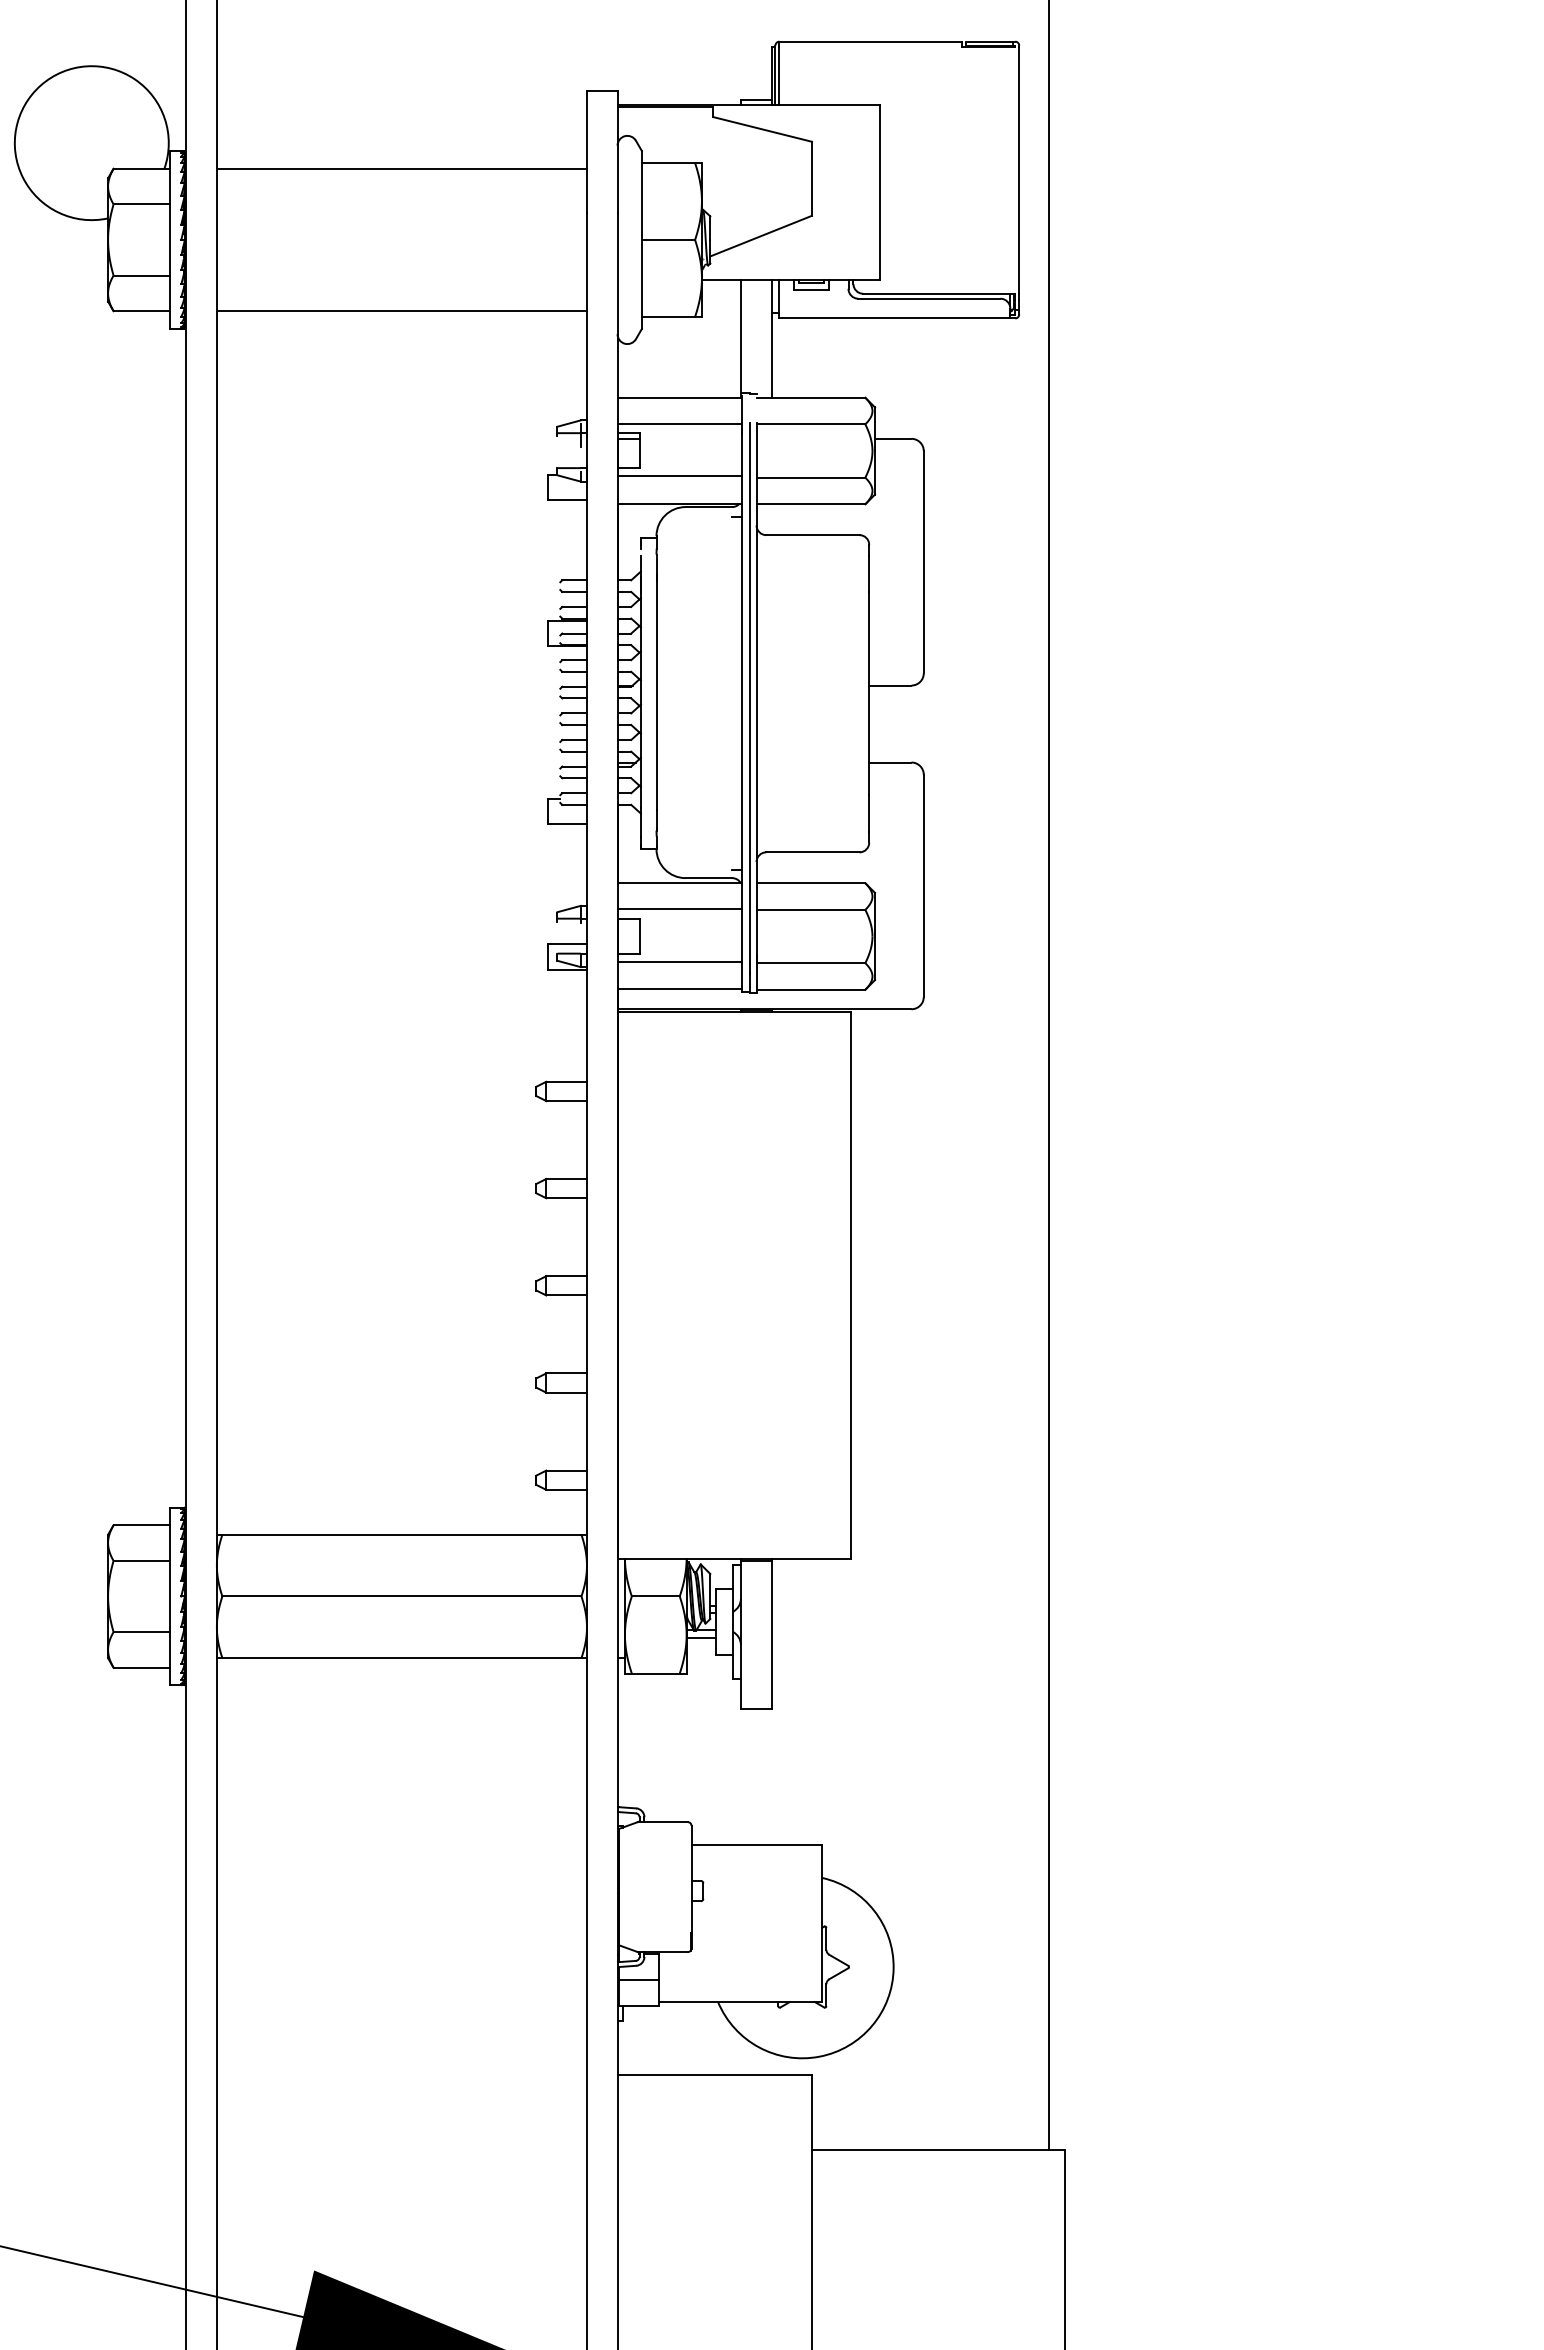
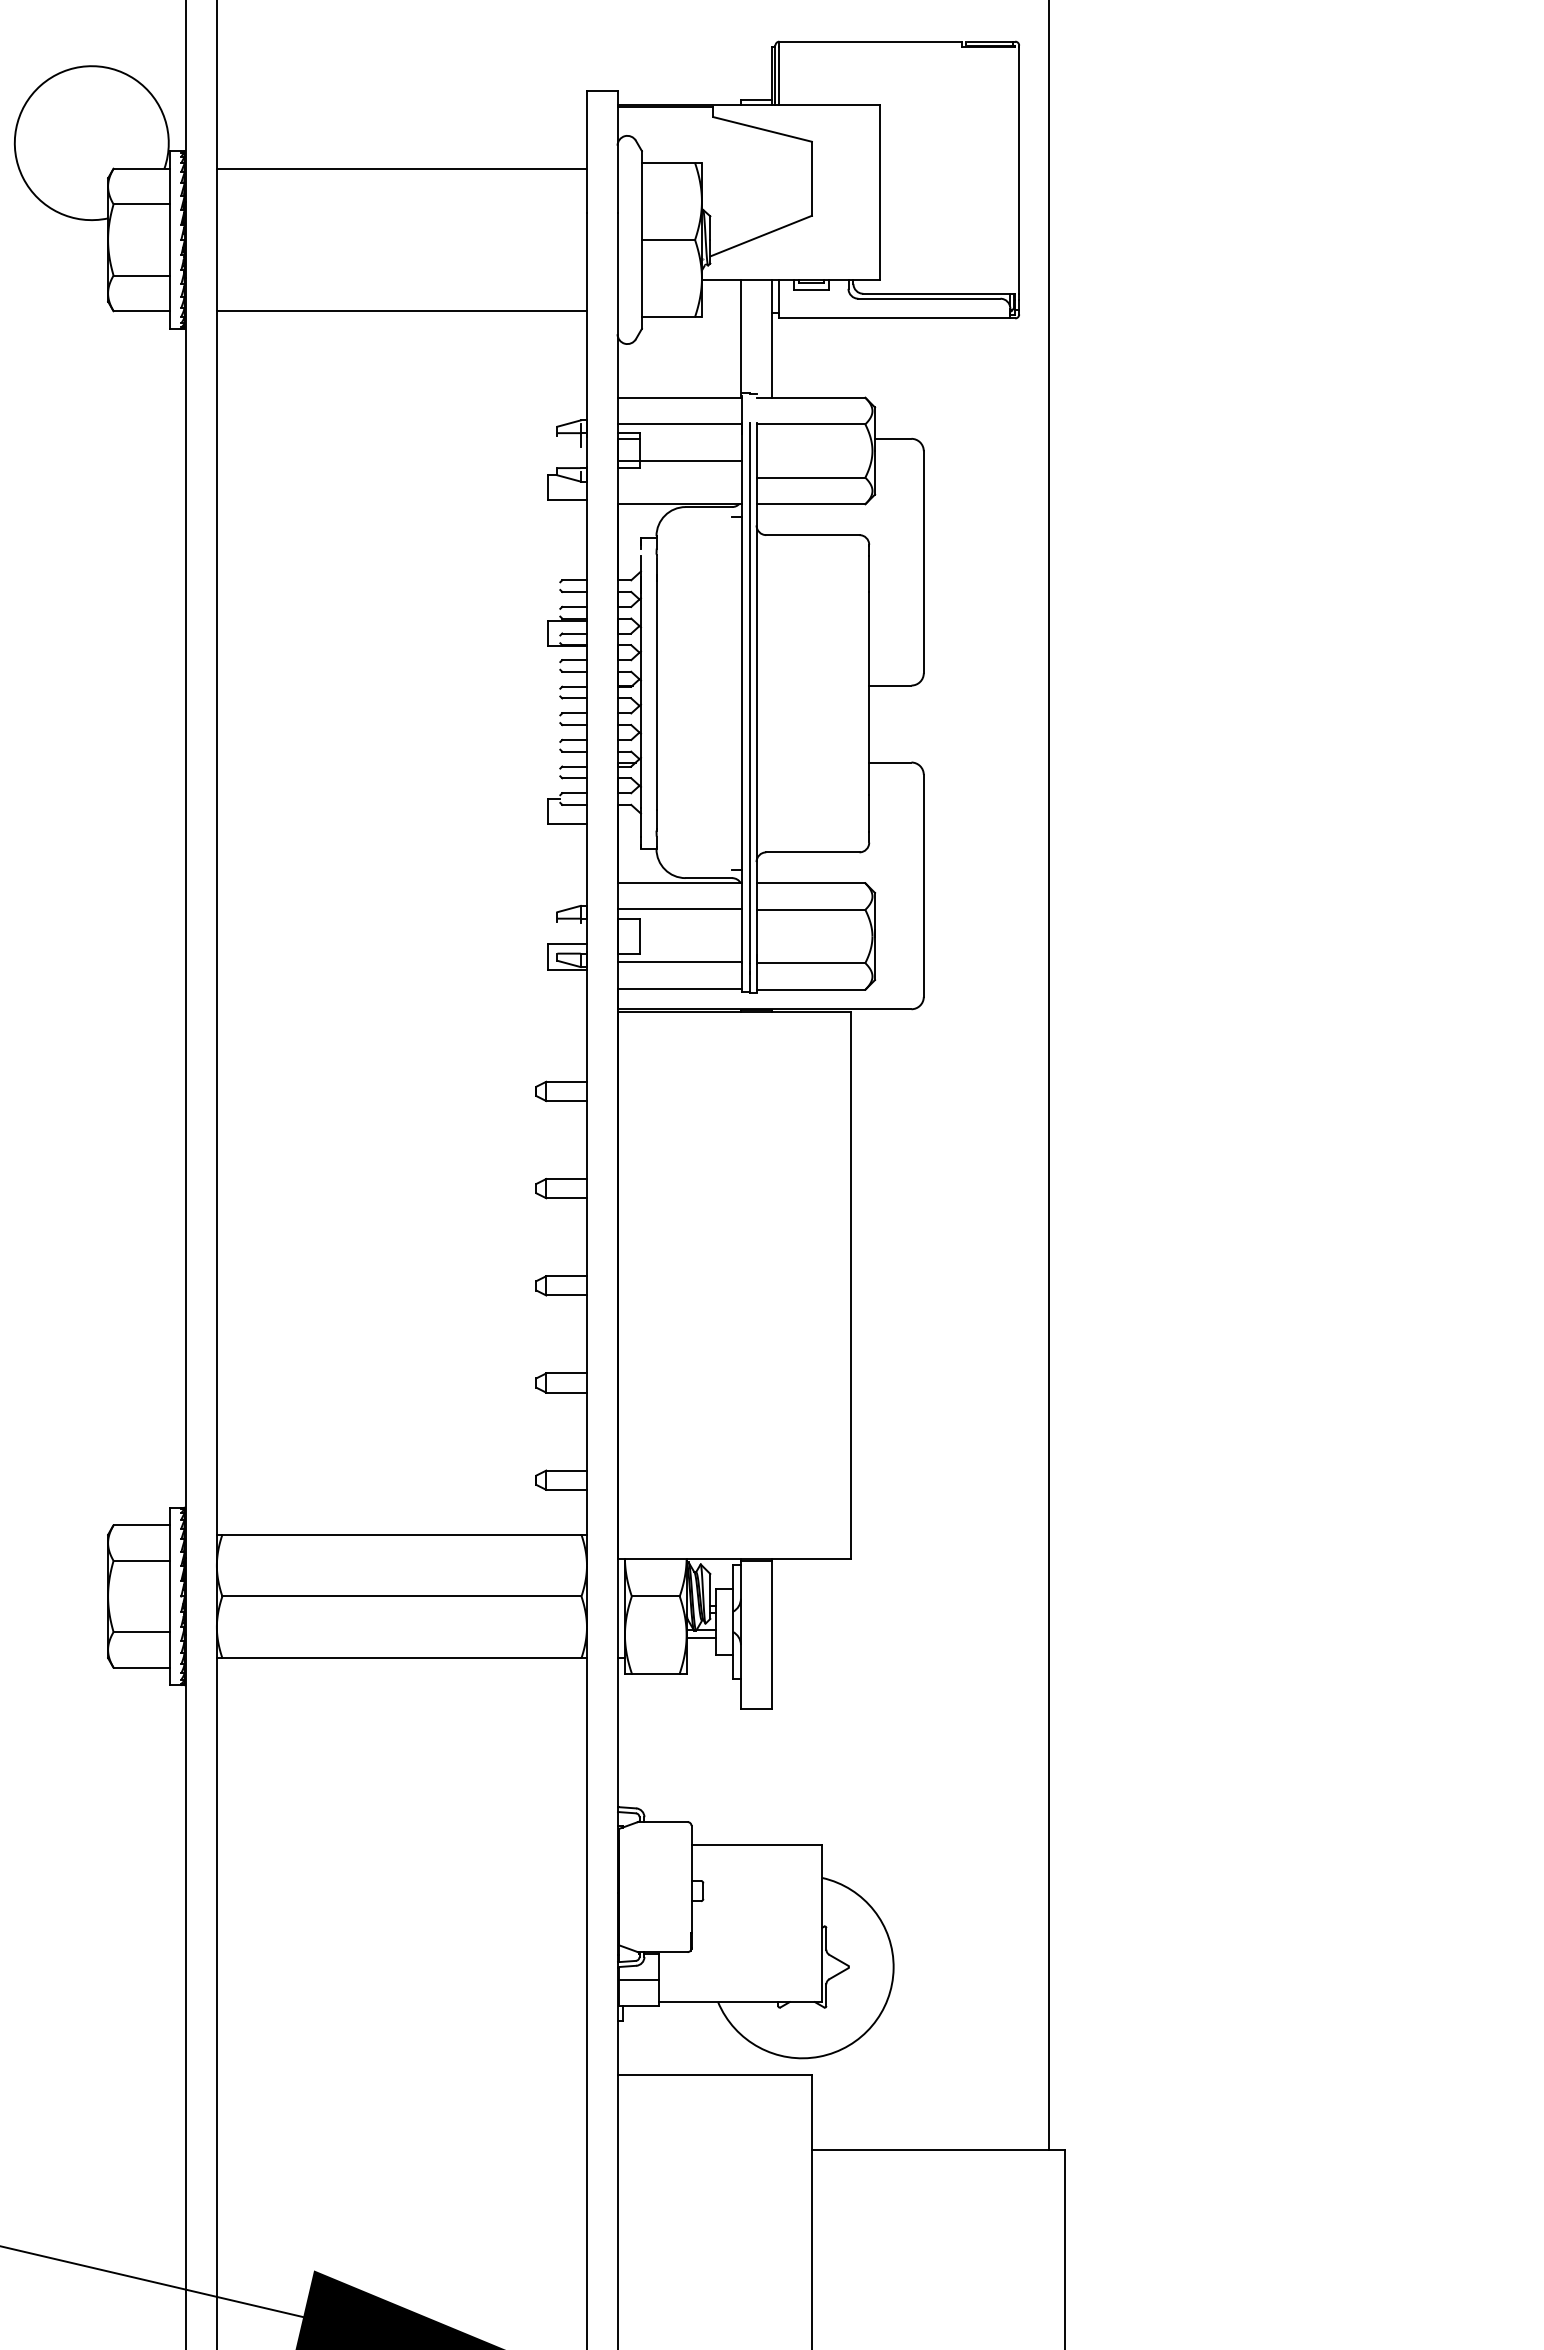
line position: (679, 476) -> (679, 461) (679, 461)
